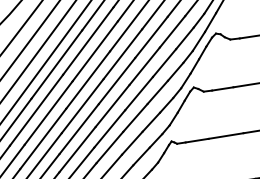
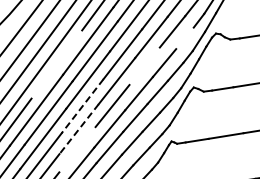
line: present -> none (184, 38)
line: present -> none (56, 64)
line: present -> none (144, 65)
line: solid -> dashed (82, 106)
line: solid -> dashed (79, 129)
line: present -> none (77, 149)
